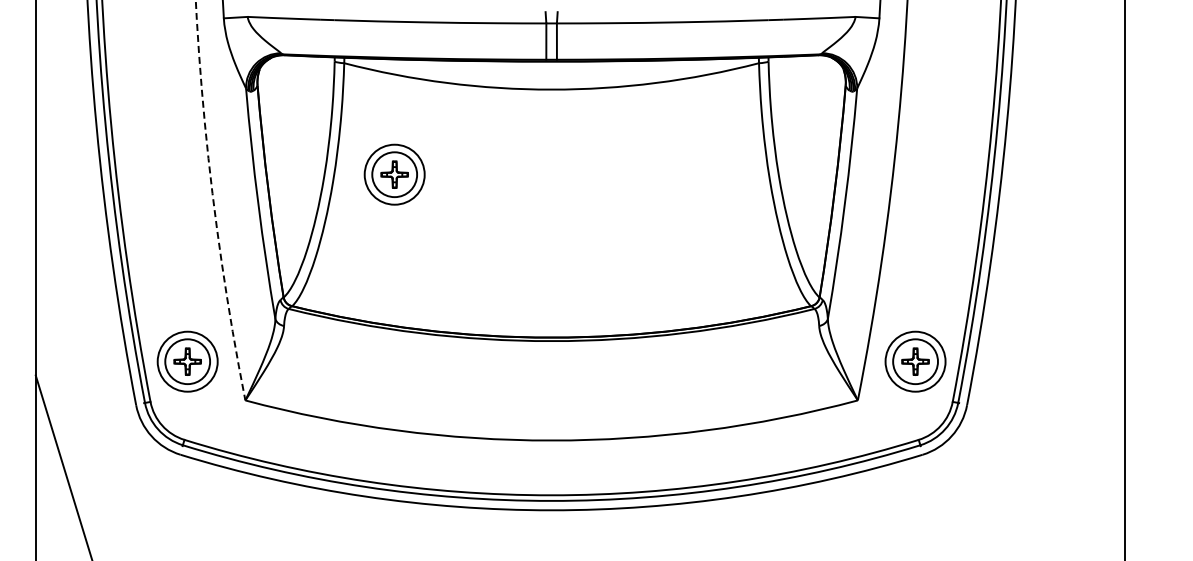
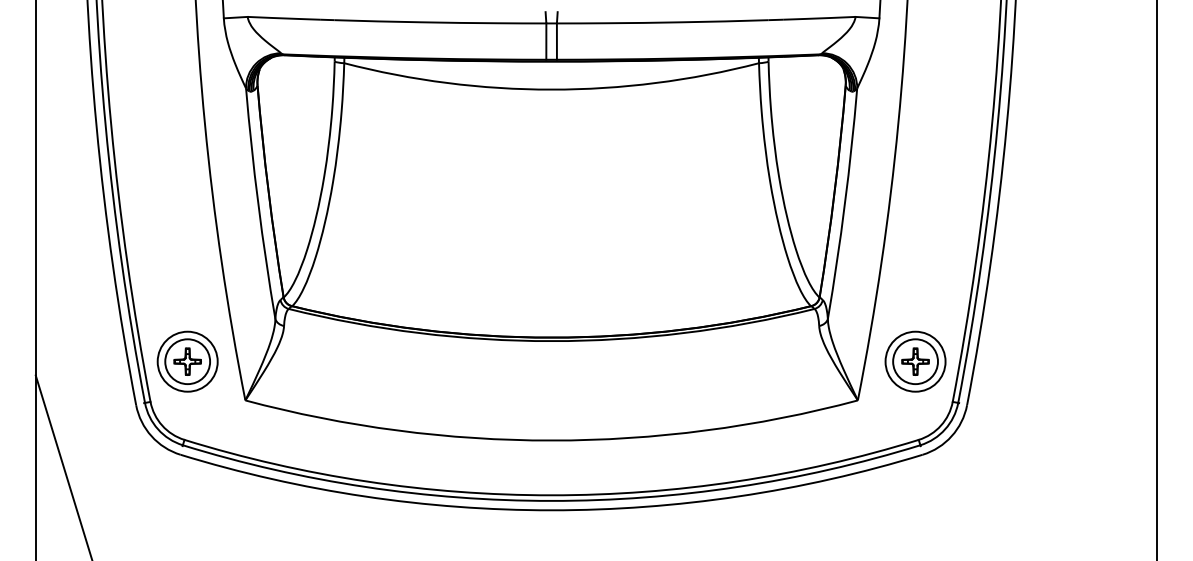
part: present -> none (394, 174)
arc: dashed -> solid (213, 201)
line position: (1125, 279) -> (1157, 279) (1157, 279)
